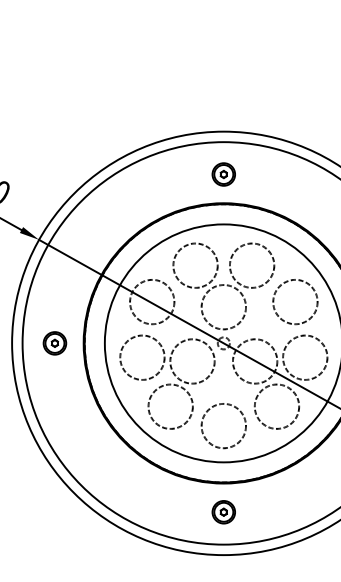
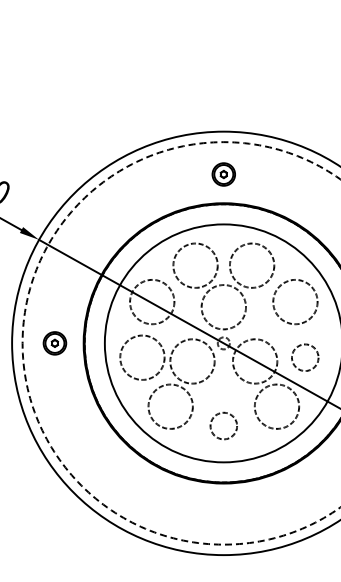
circle: solid -> dashed (181, 343)
circle diameter: 44 px -> 27 px (304, 357)
circle diameter: 44 px -> 27 px (223, 425)
part: present -> none (223, 512)
